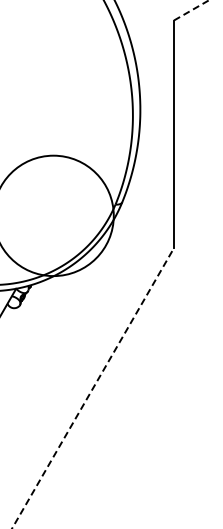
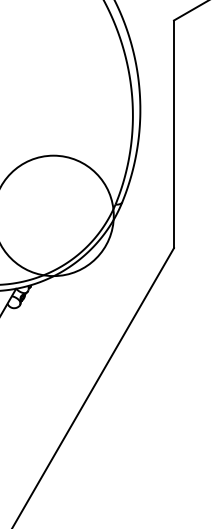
line: dashed -> solid (192, 10)
line: dashed -> solid (93, 388)
